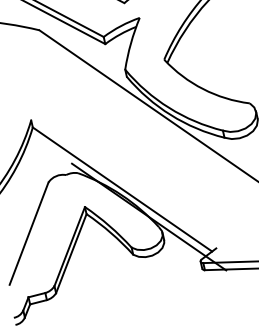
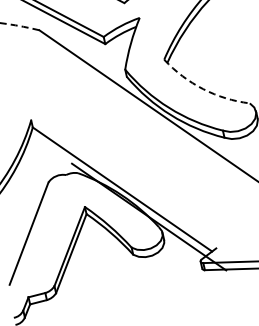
arc: solid -> dashed (19, 26)
arc: solid -> dashed (203, 89)
